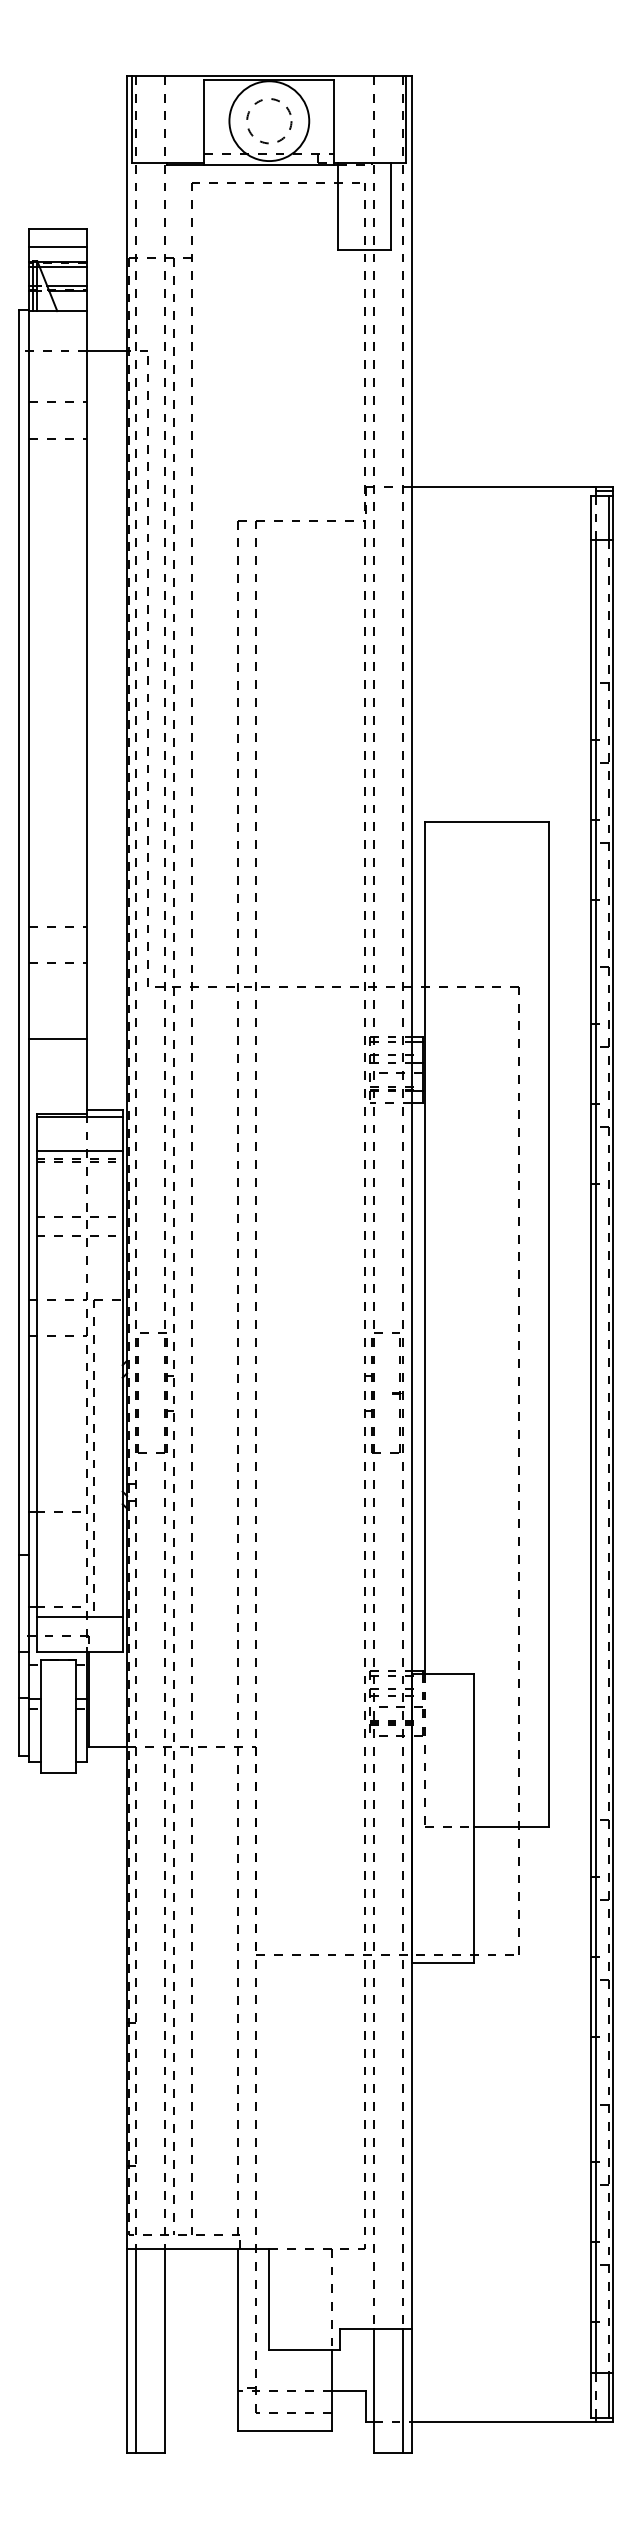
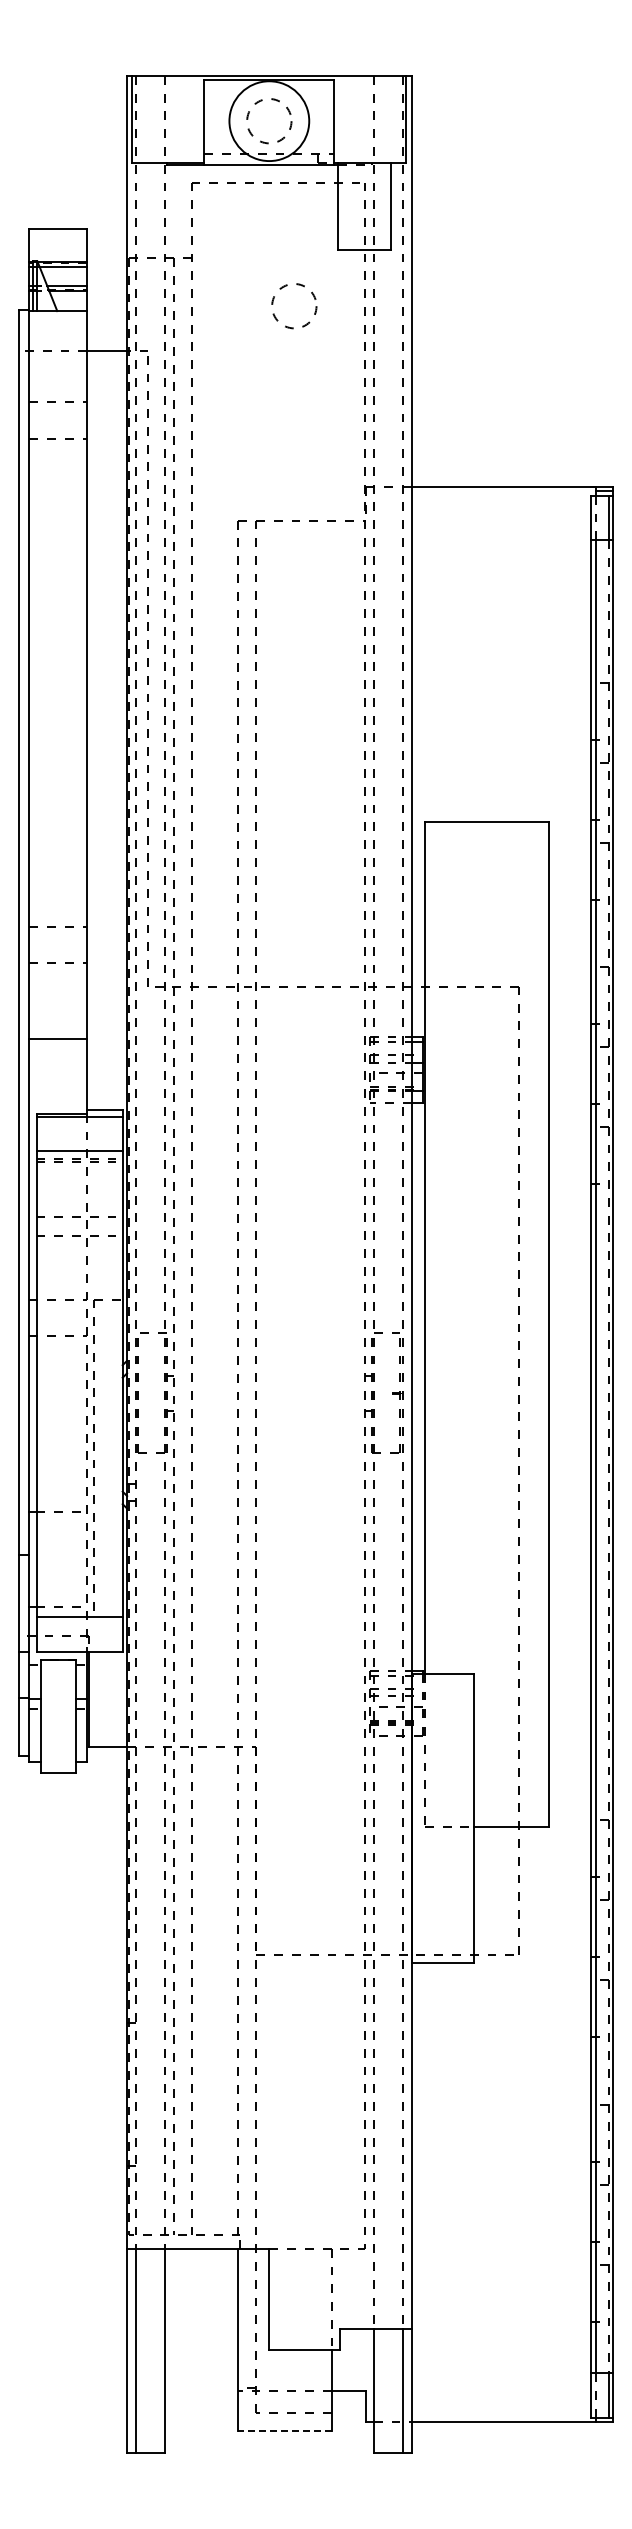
line: present -> none (58, 247)
circle: none -> present (294, 306)
line: solid -> dashed (284, 2430)
